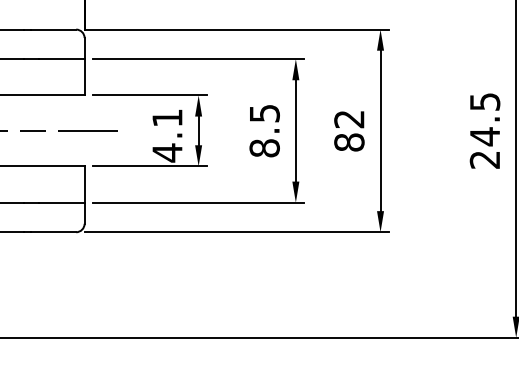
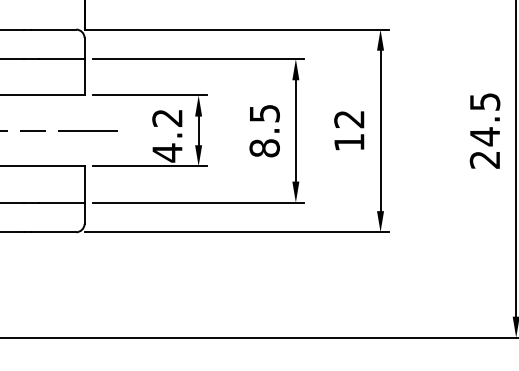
text: 4.1 -> 4.2 (167, 117)
text: 82 -> 12 (349, 142)
